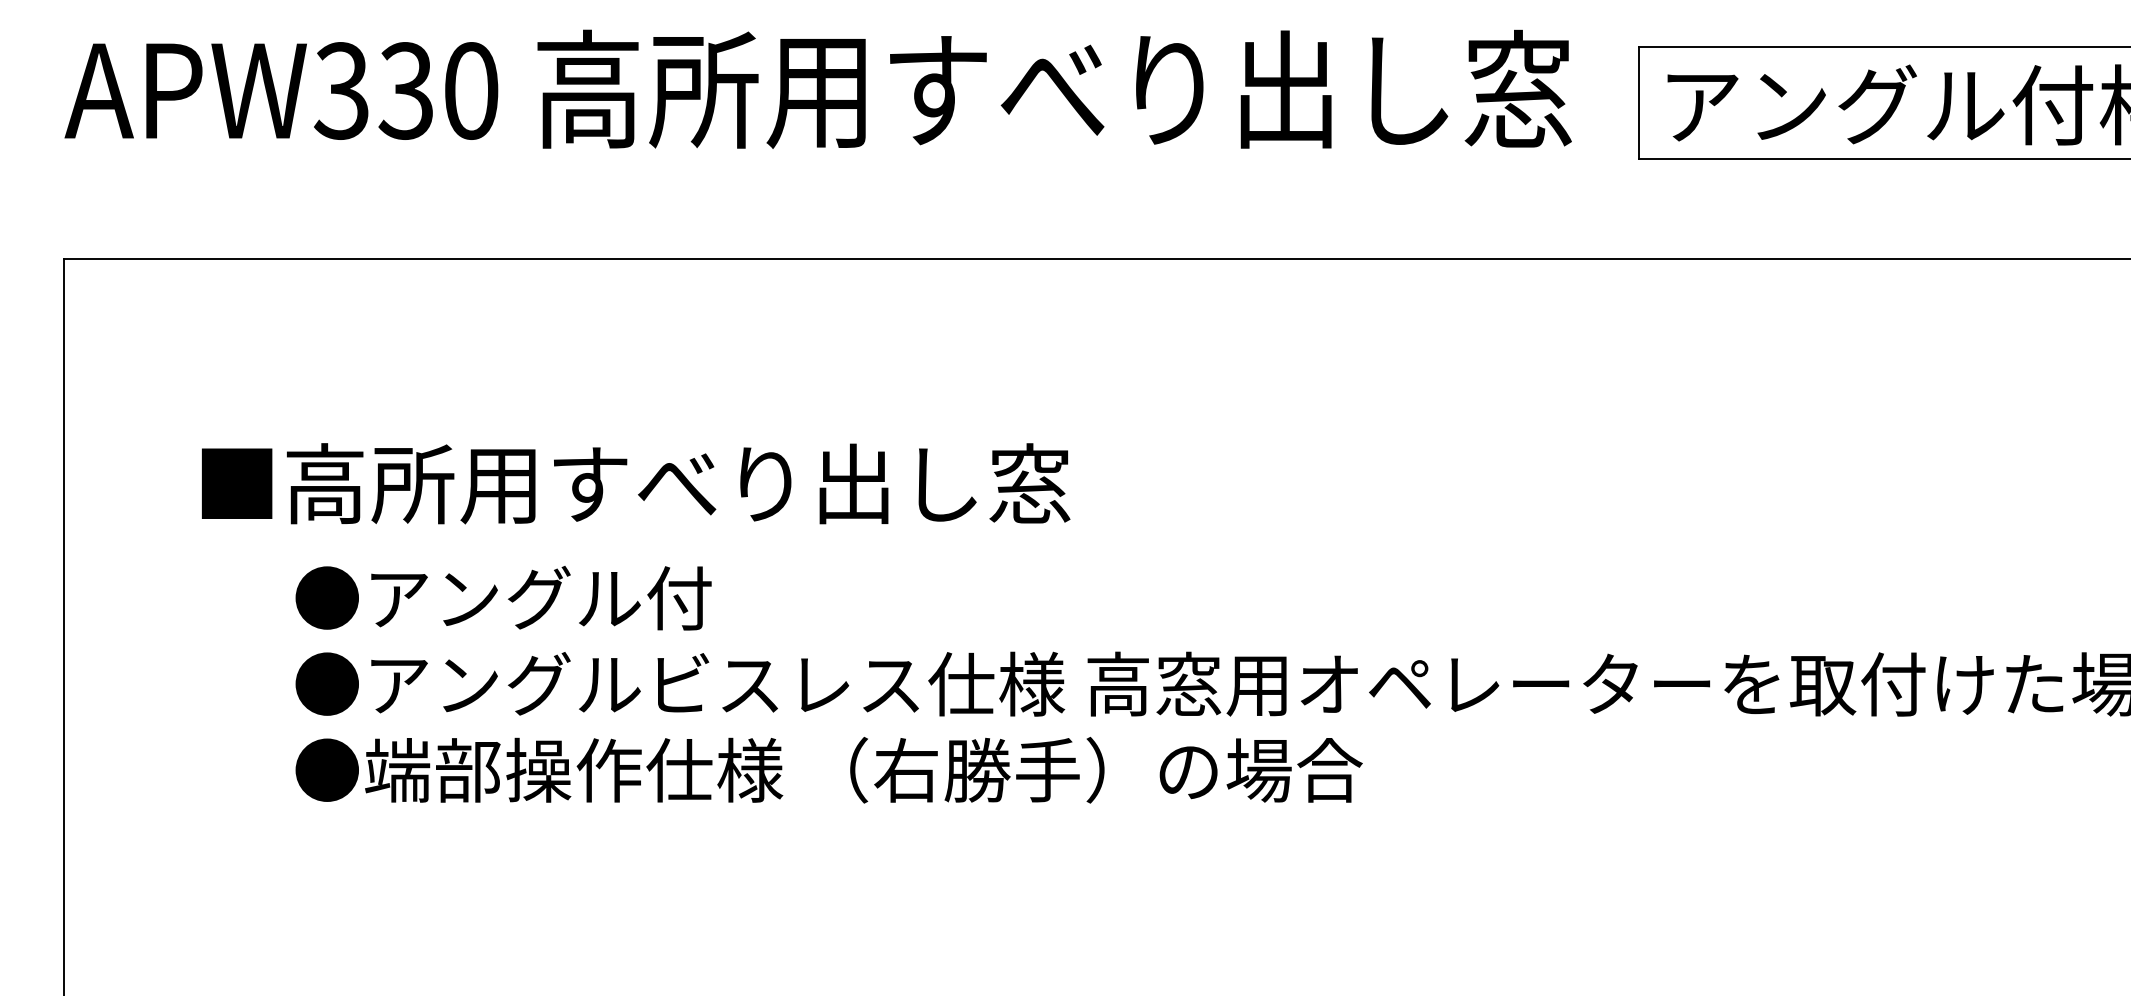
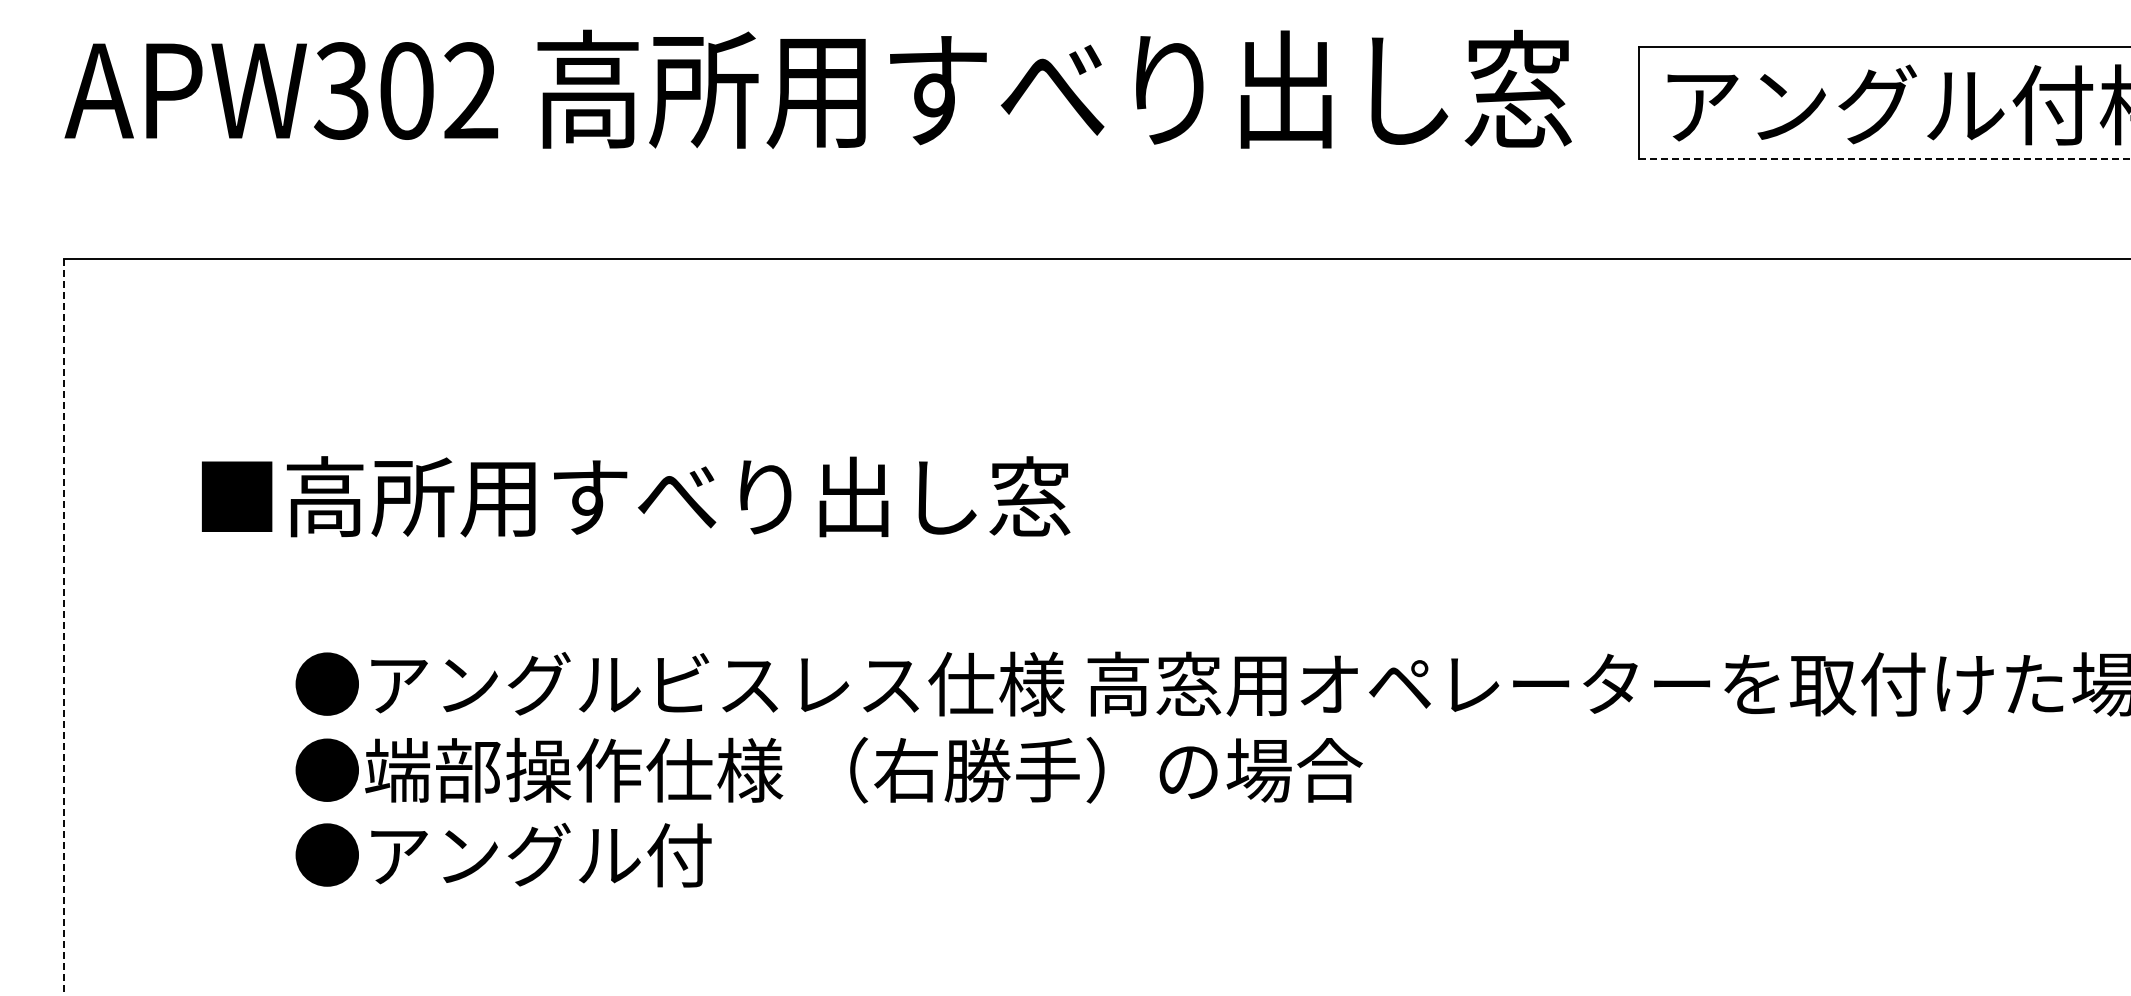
text: APW330 -> APW302 (438, 90)
line: solid -> dashed (1884, 158)
text position: (636, 483) -> (636, 496) (636, 496)
text position: (503, 598) -> (503, 855) (503, 855)
line: solid -> dashed (63, 627)
